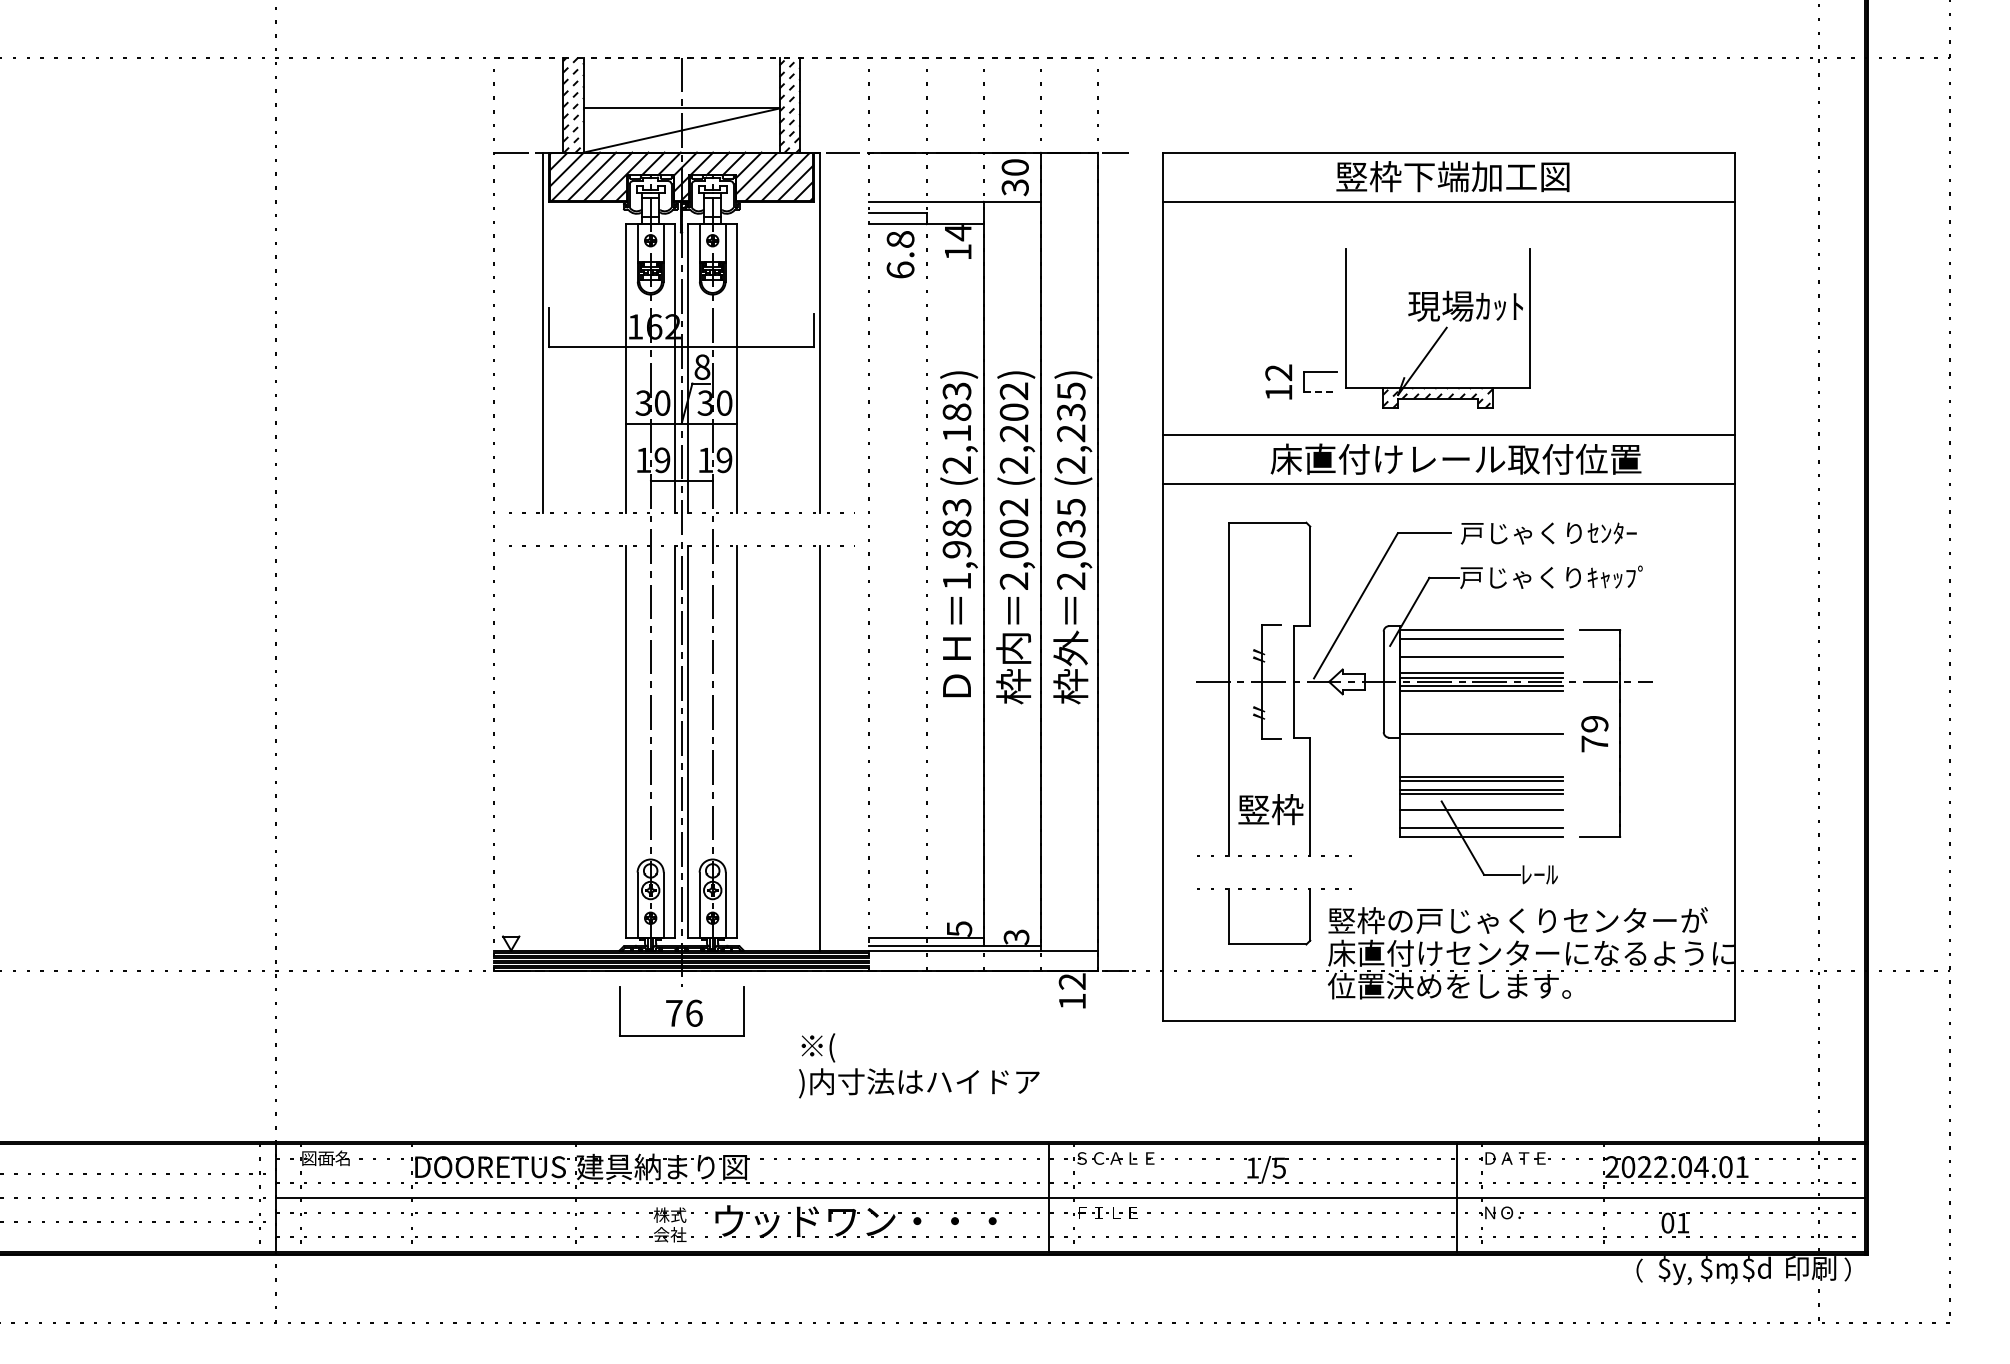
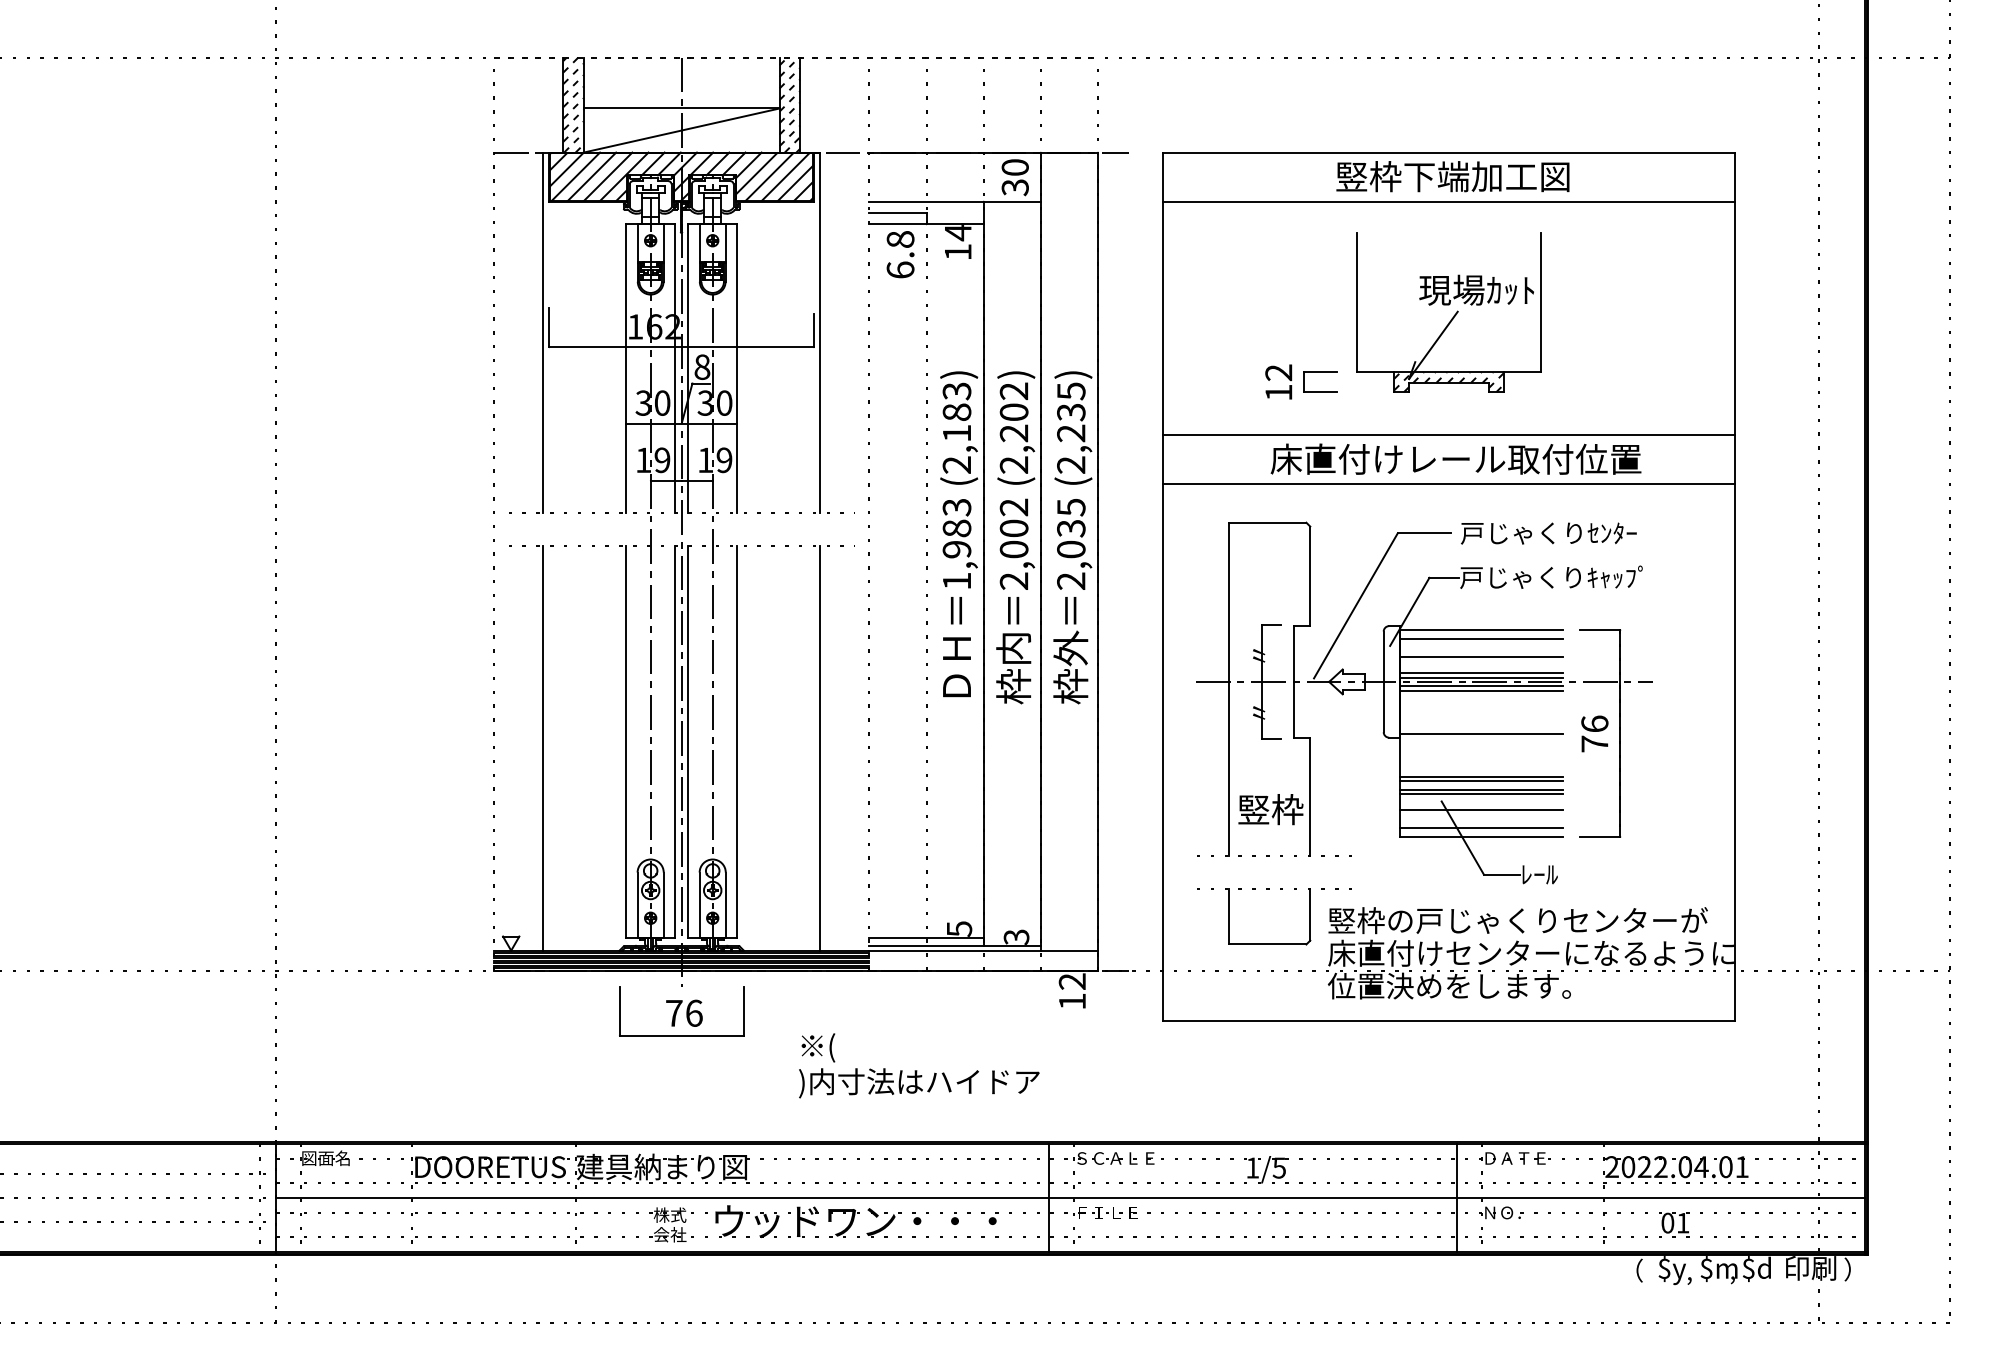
part position: (1437, 328) -> (1448, 312) (1448, 312)
line: dashed -> solid (1321, 392)
text: 79 -> 76 (1594, 723)
line: none -> present (542, 748)
